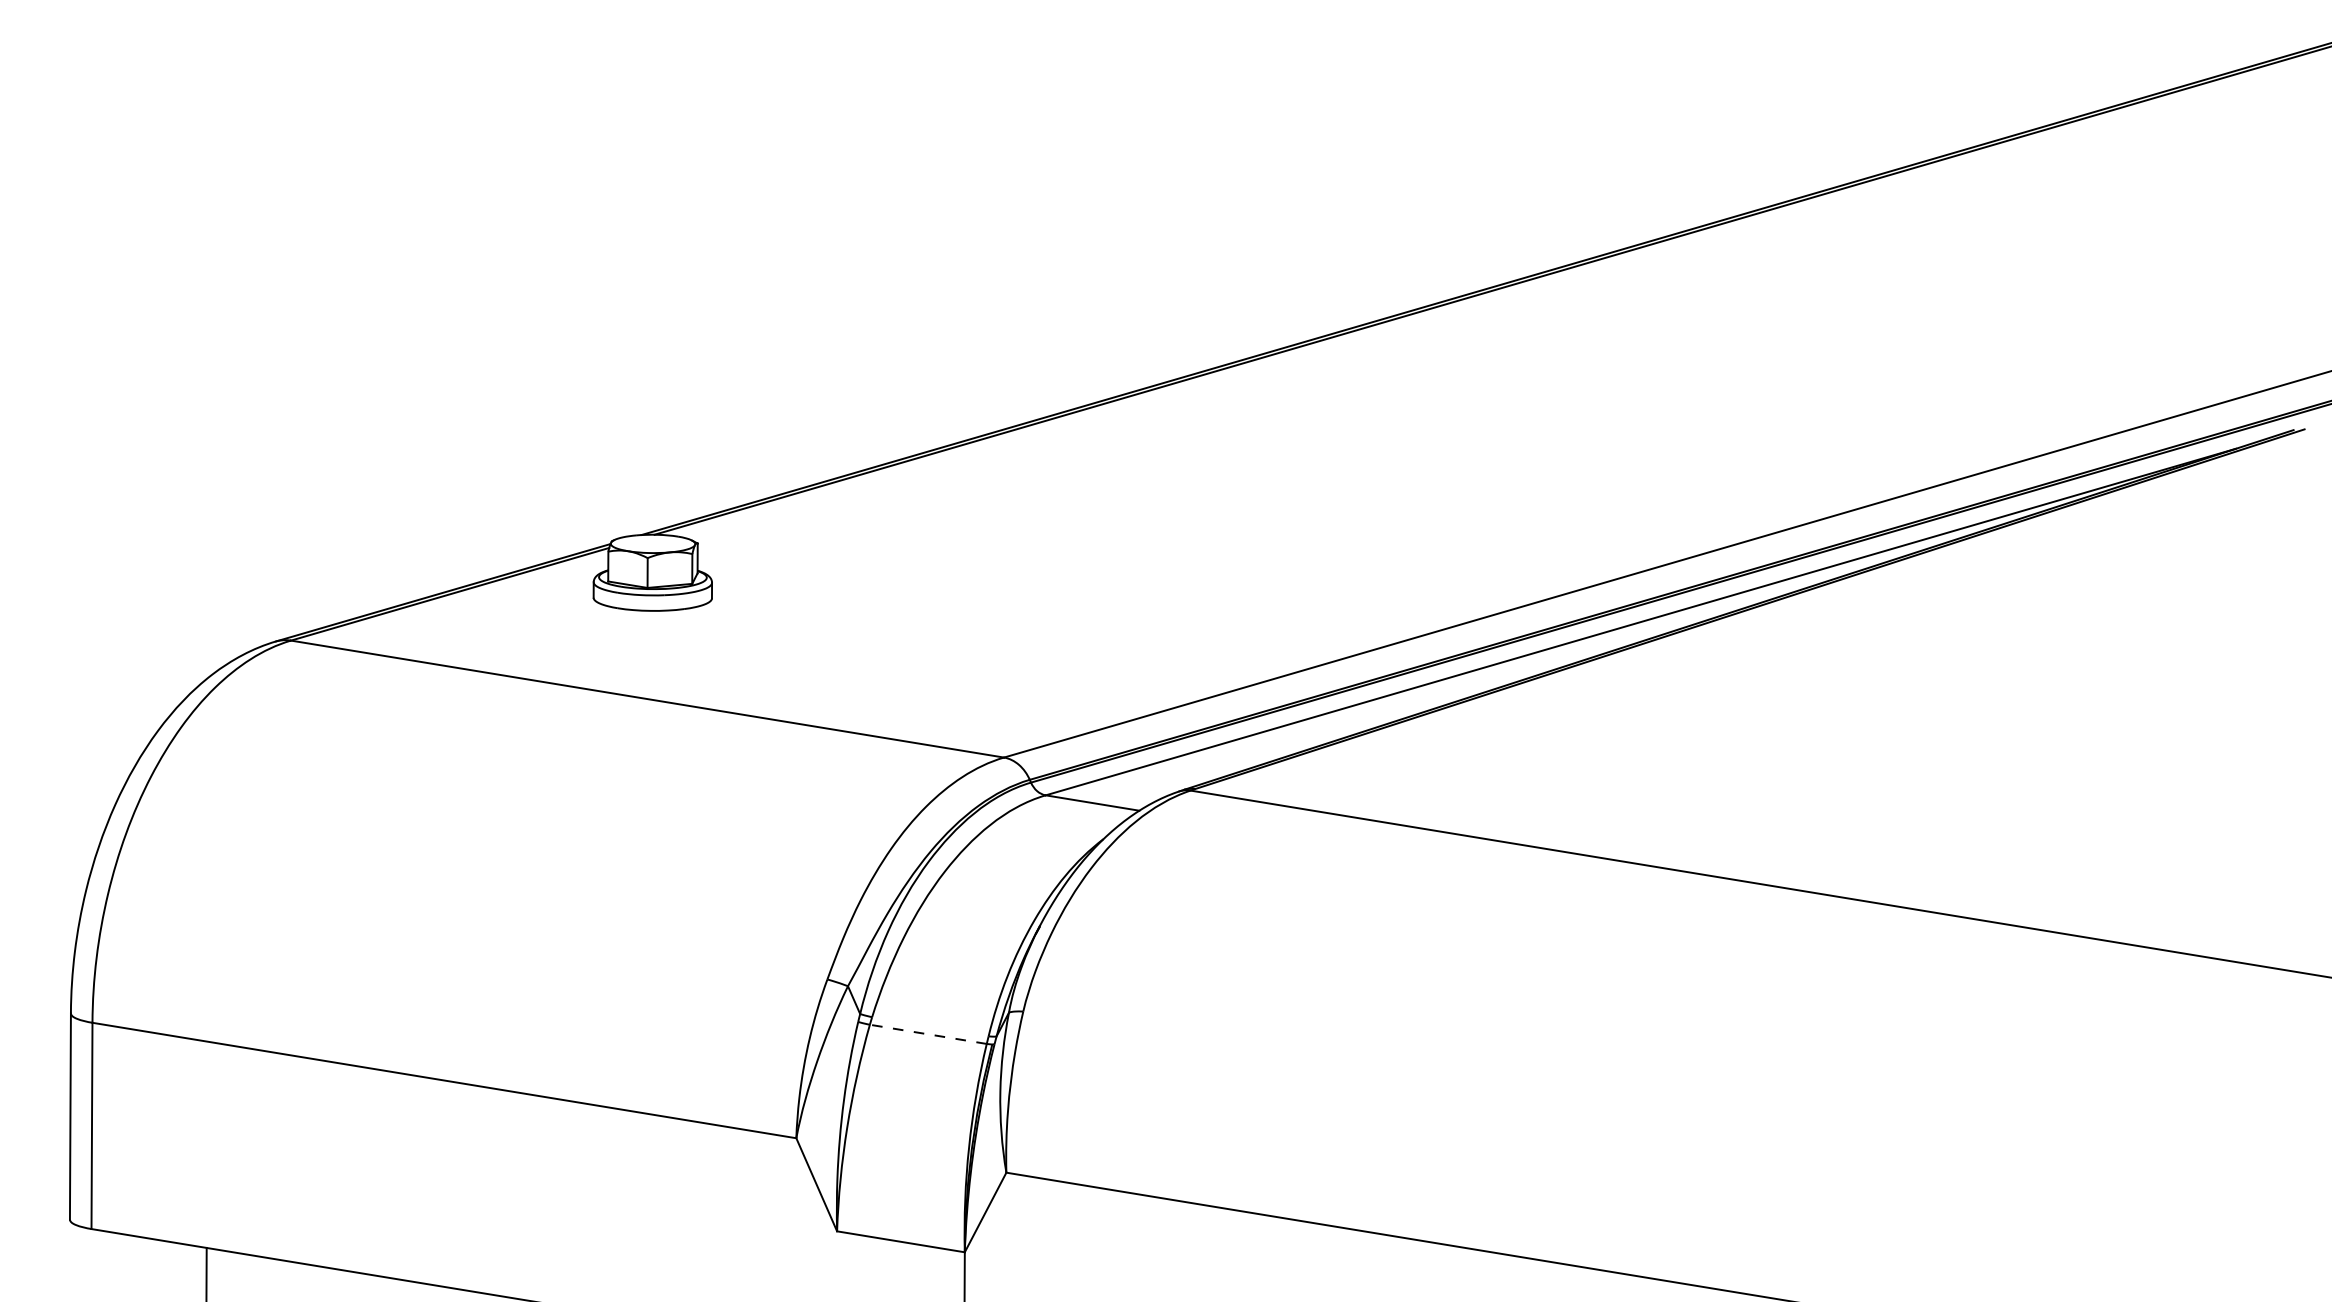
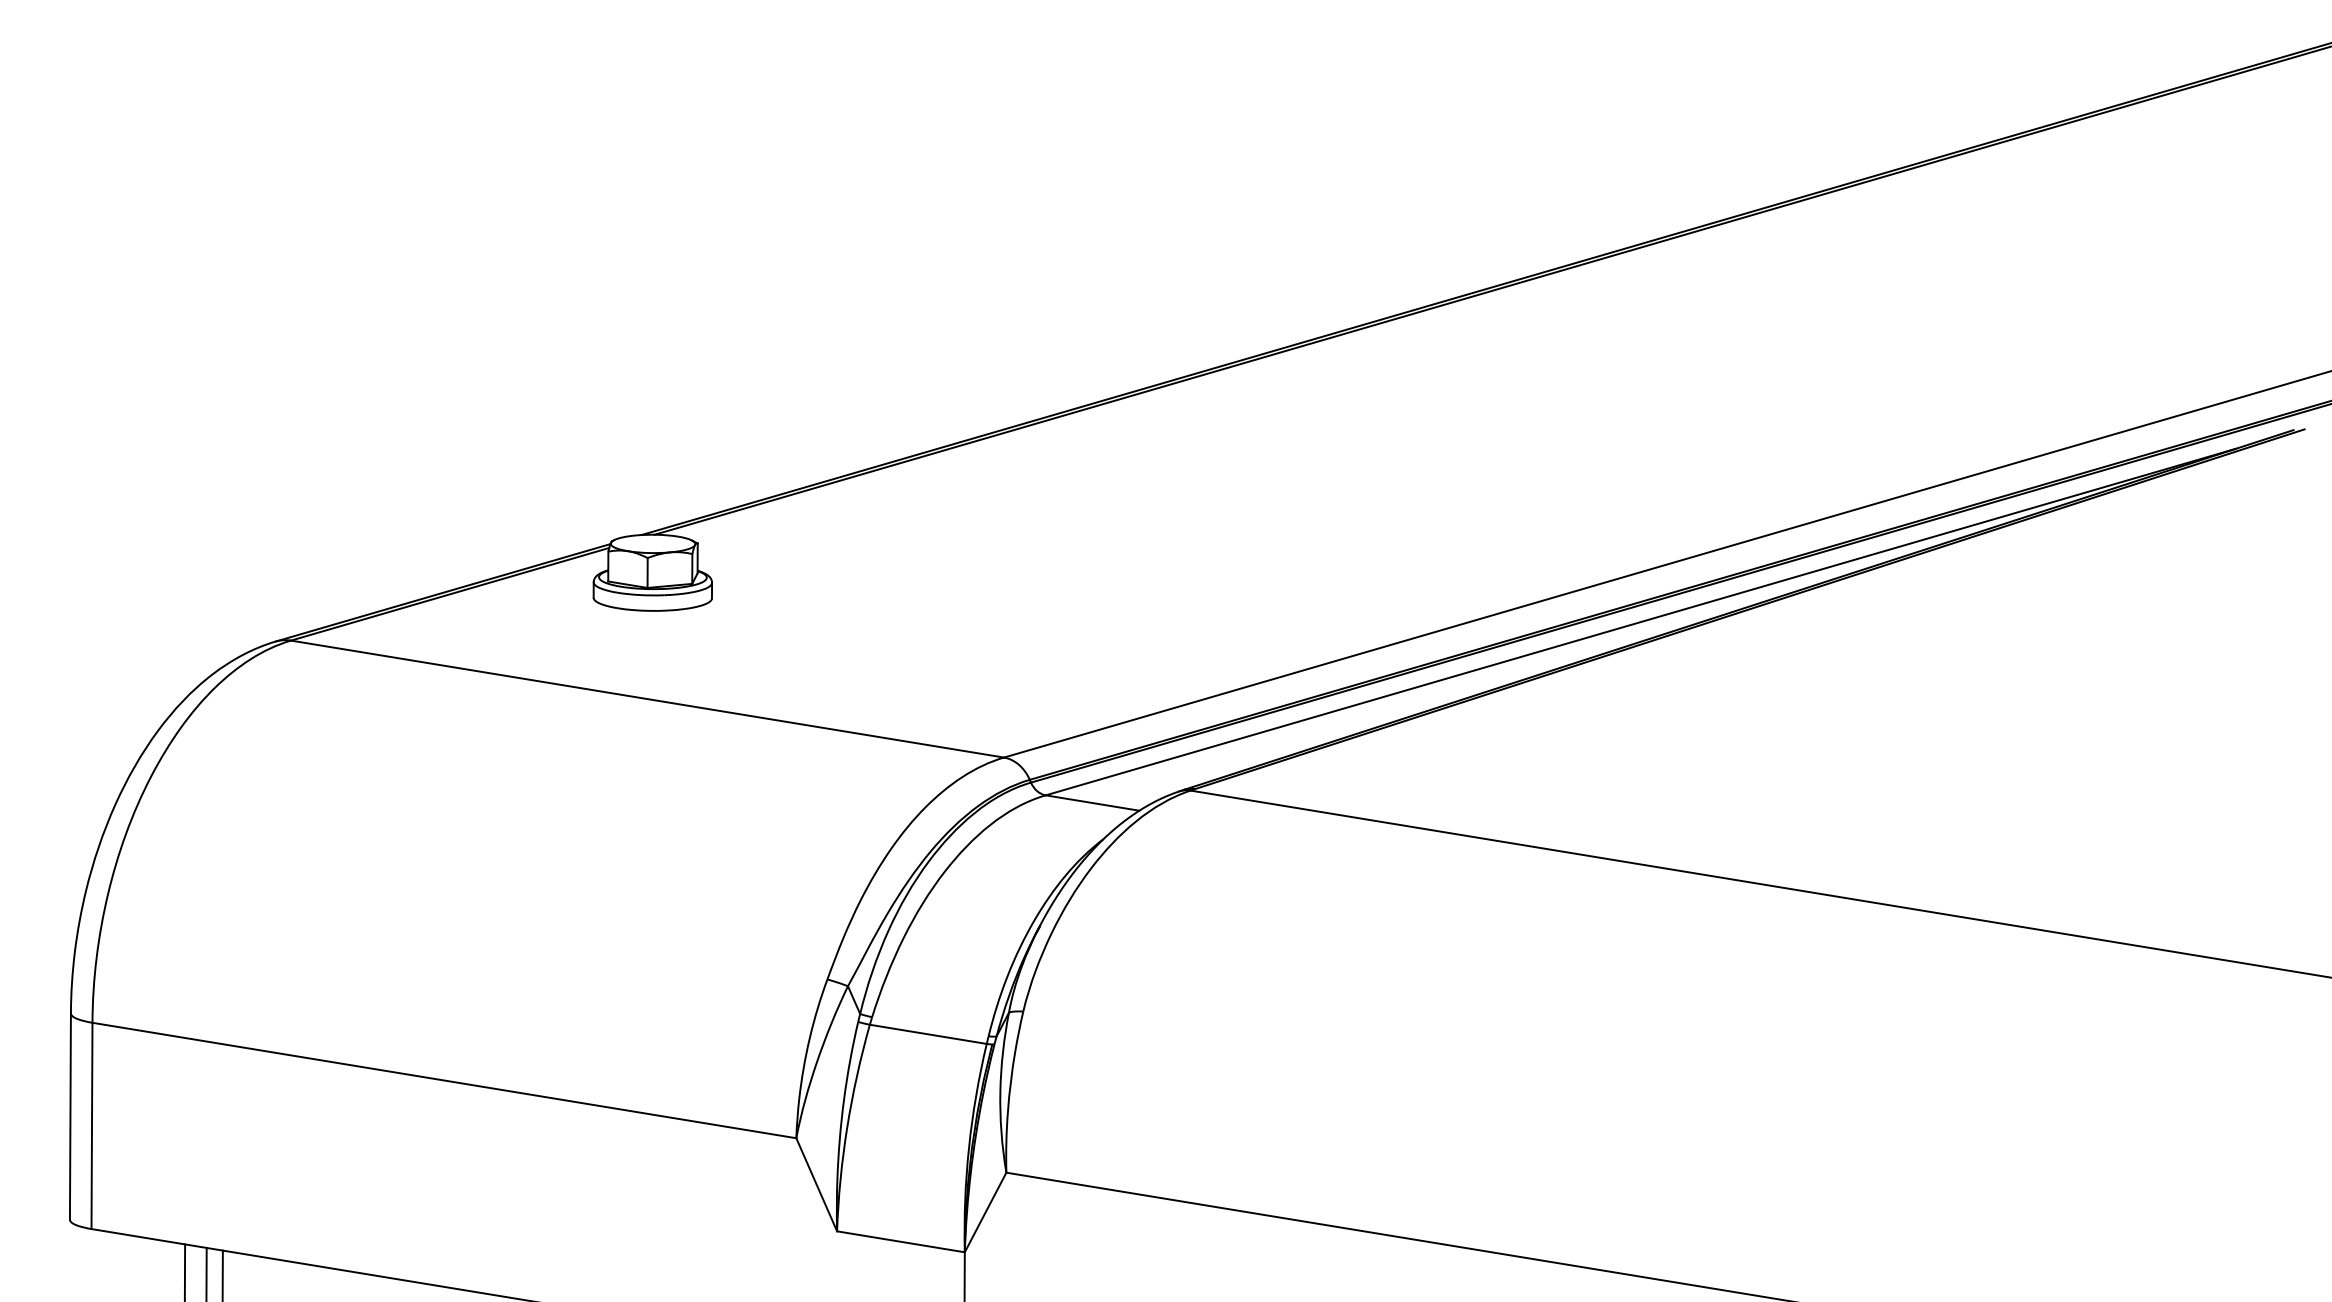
line: dashed -> solid (927, 1034)
line: none -> present (184, 1271)
line: none -> present (222, 1274)
